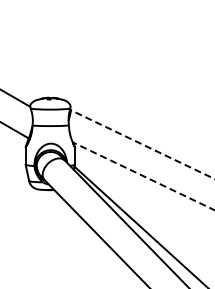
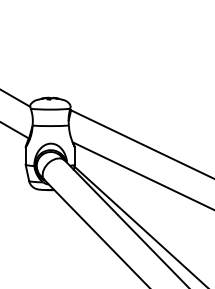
line: dashed -> solid (142, 144)
line: dashed -> solid (143, 175)
